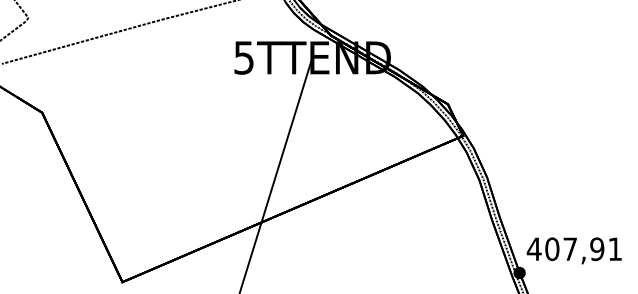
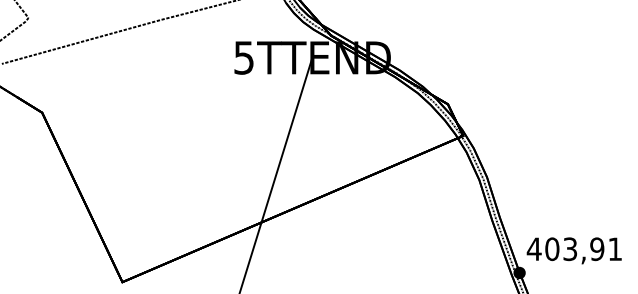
text: 407,91 -> 403,91 (569, 249)
